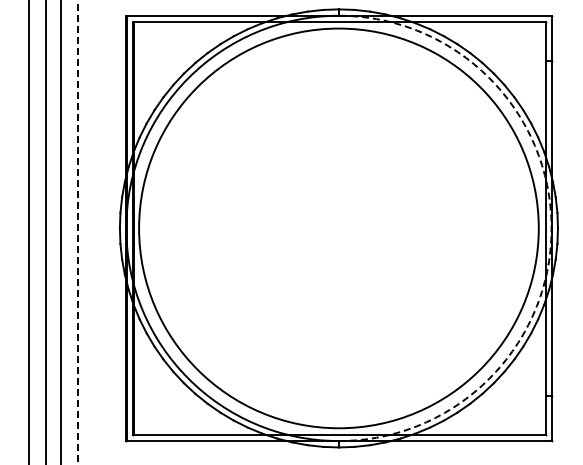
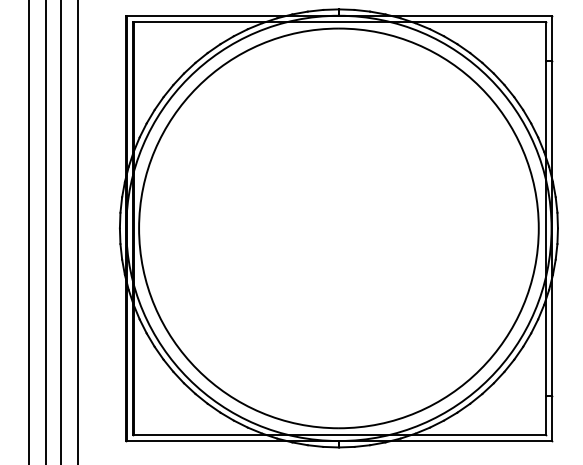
arc: dashed -> solid (551, 228)
line: dashed -> solid (77, 232)
